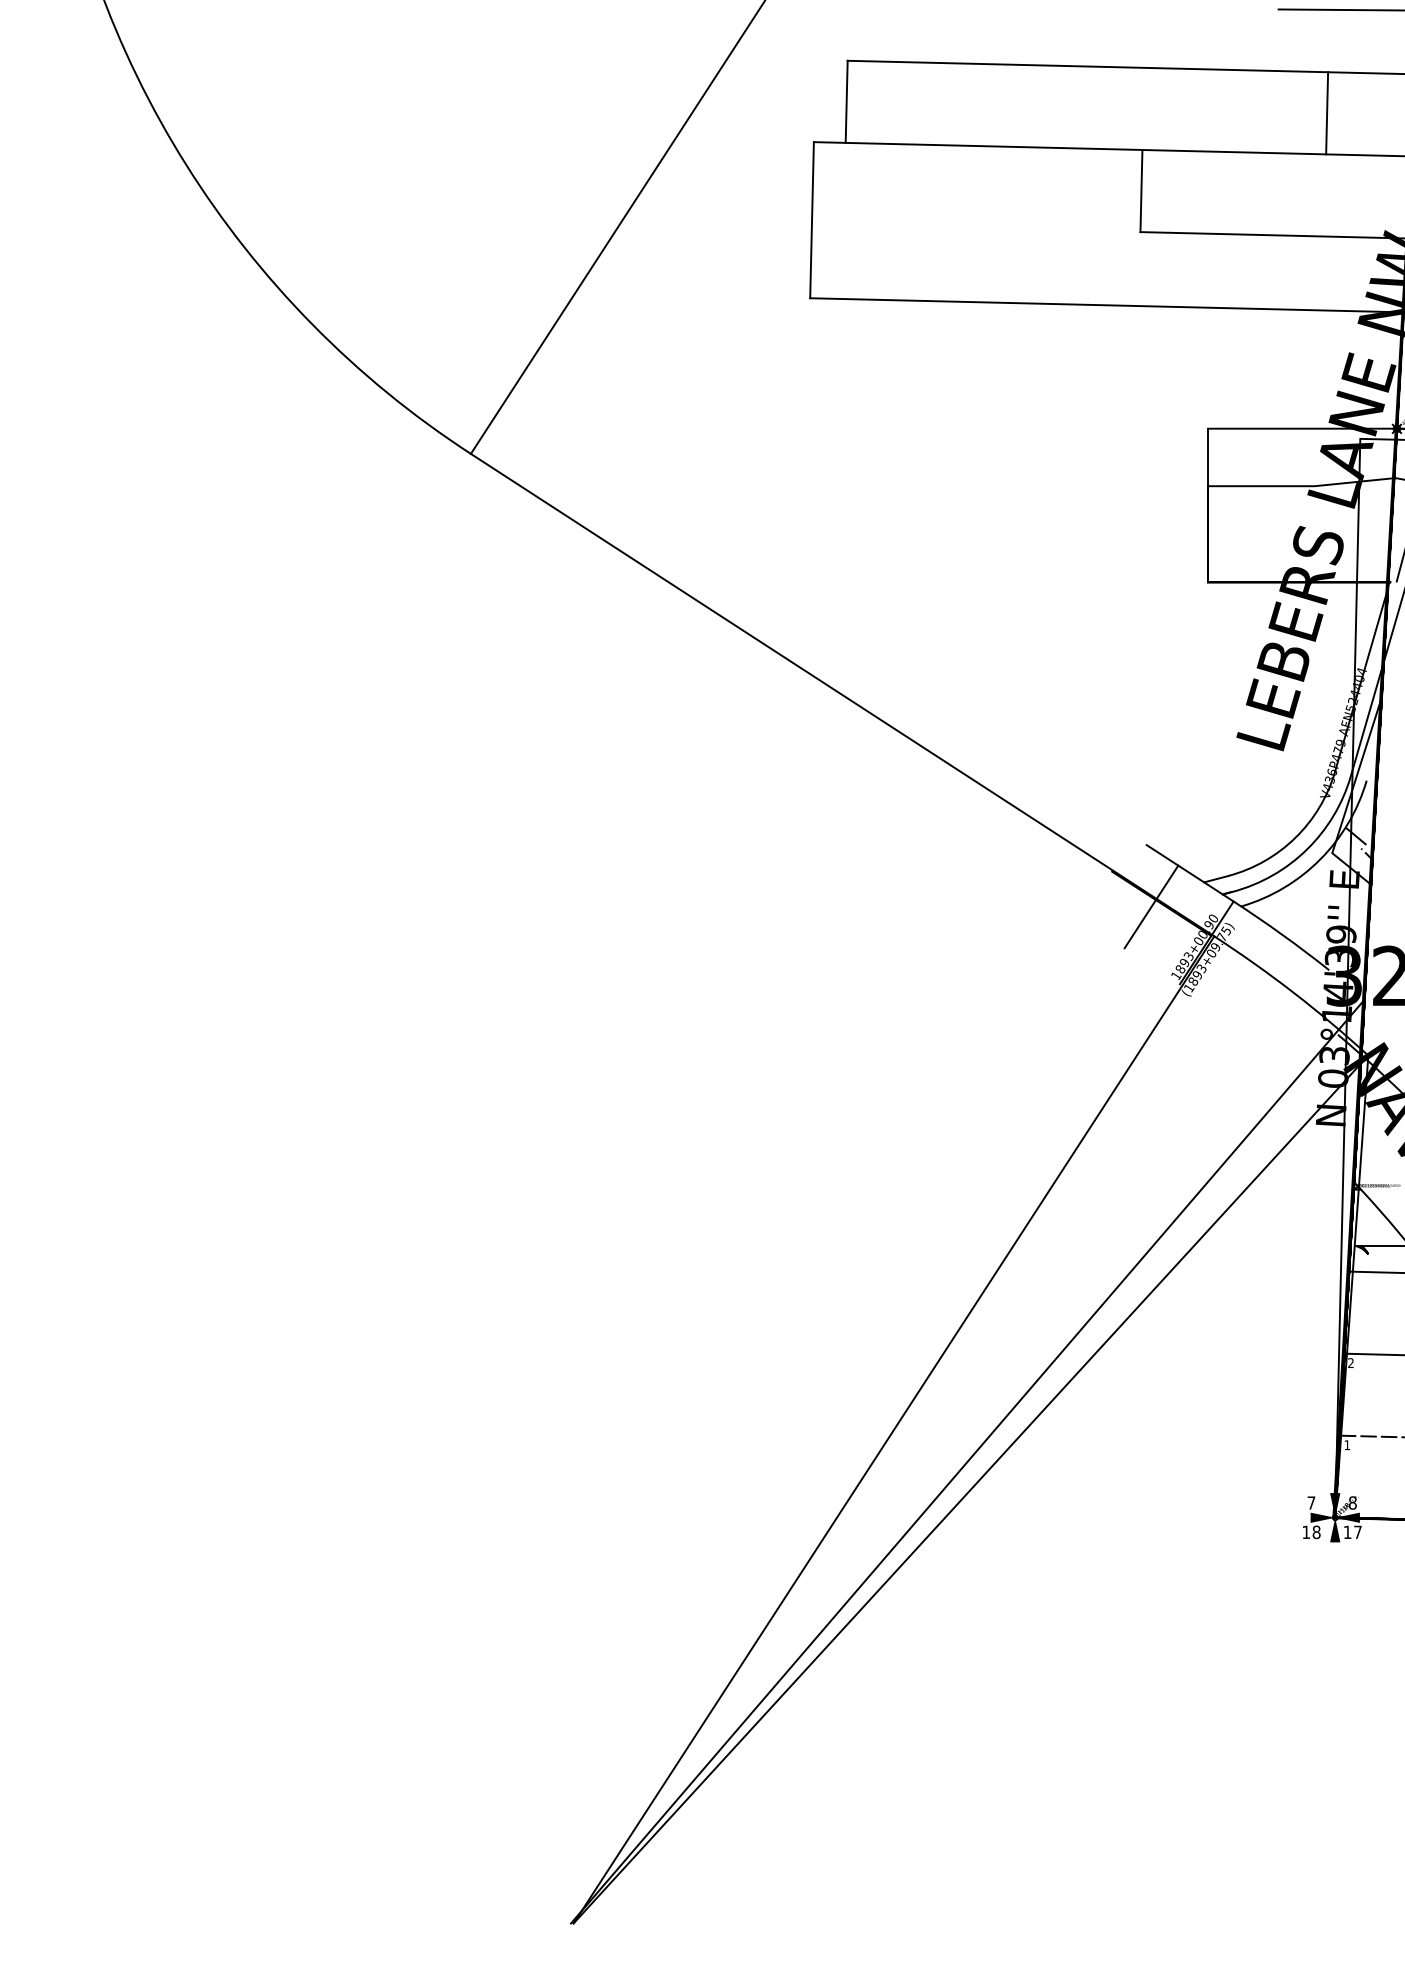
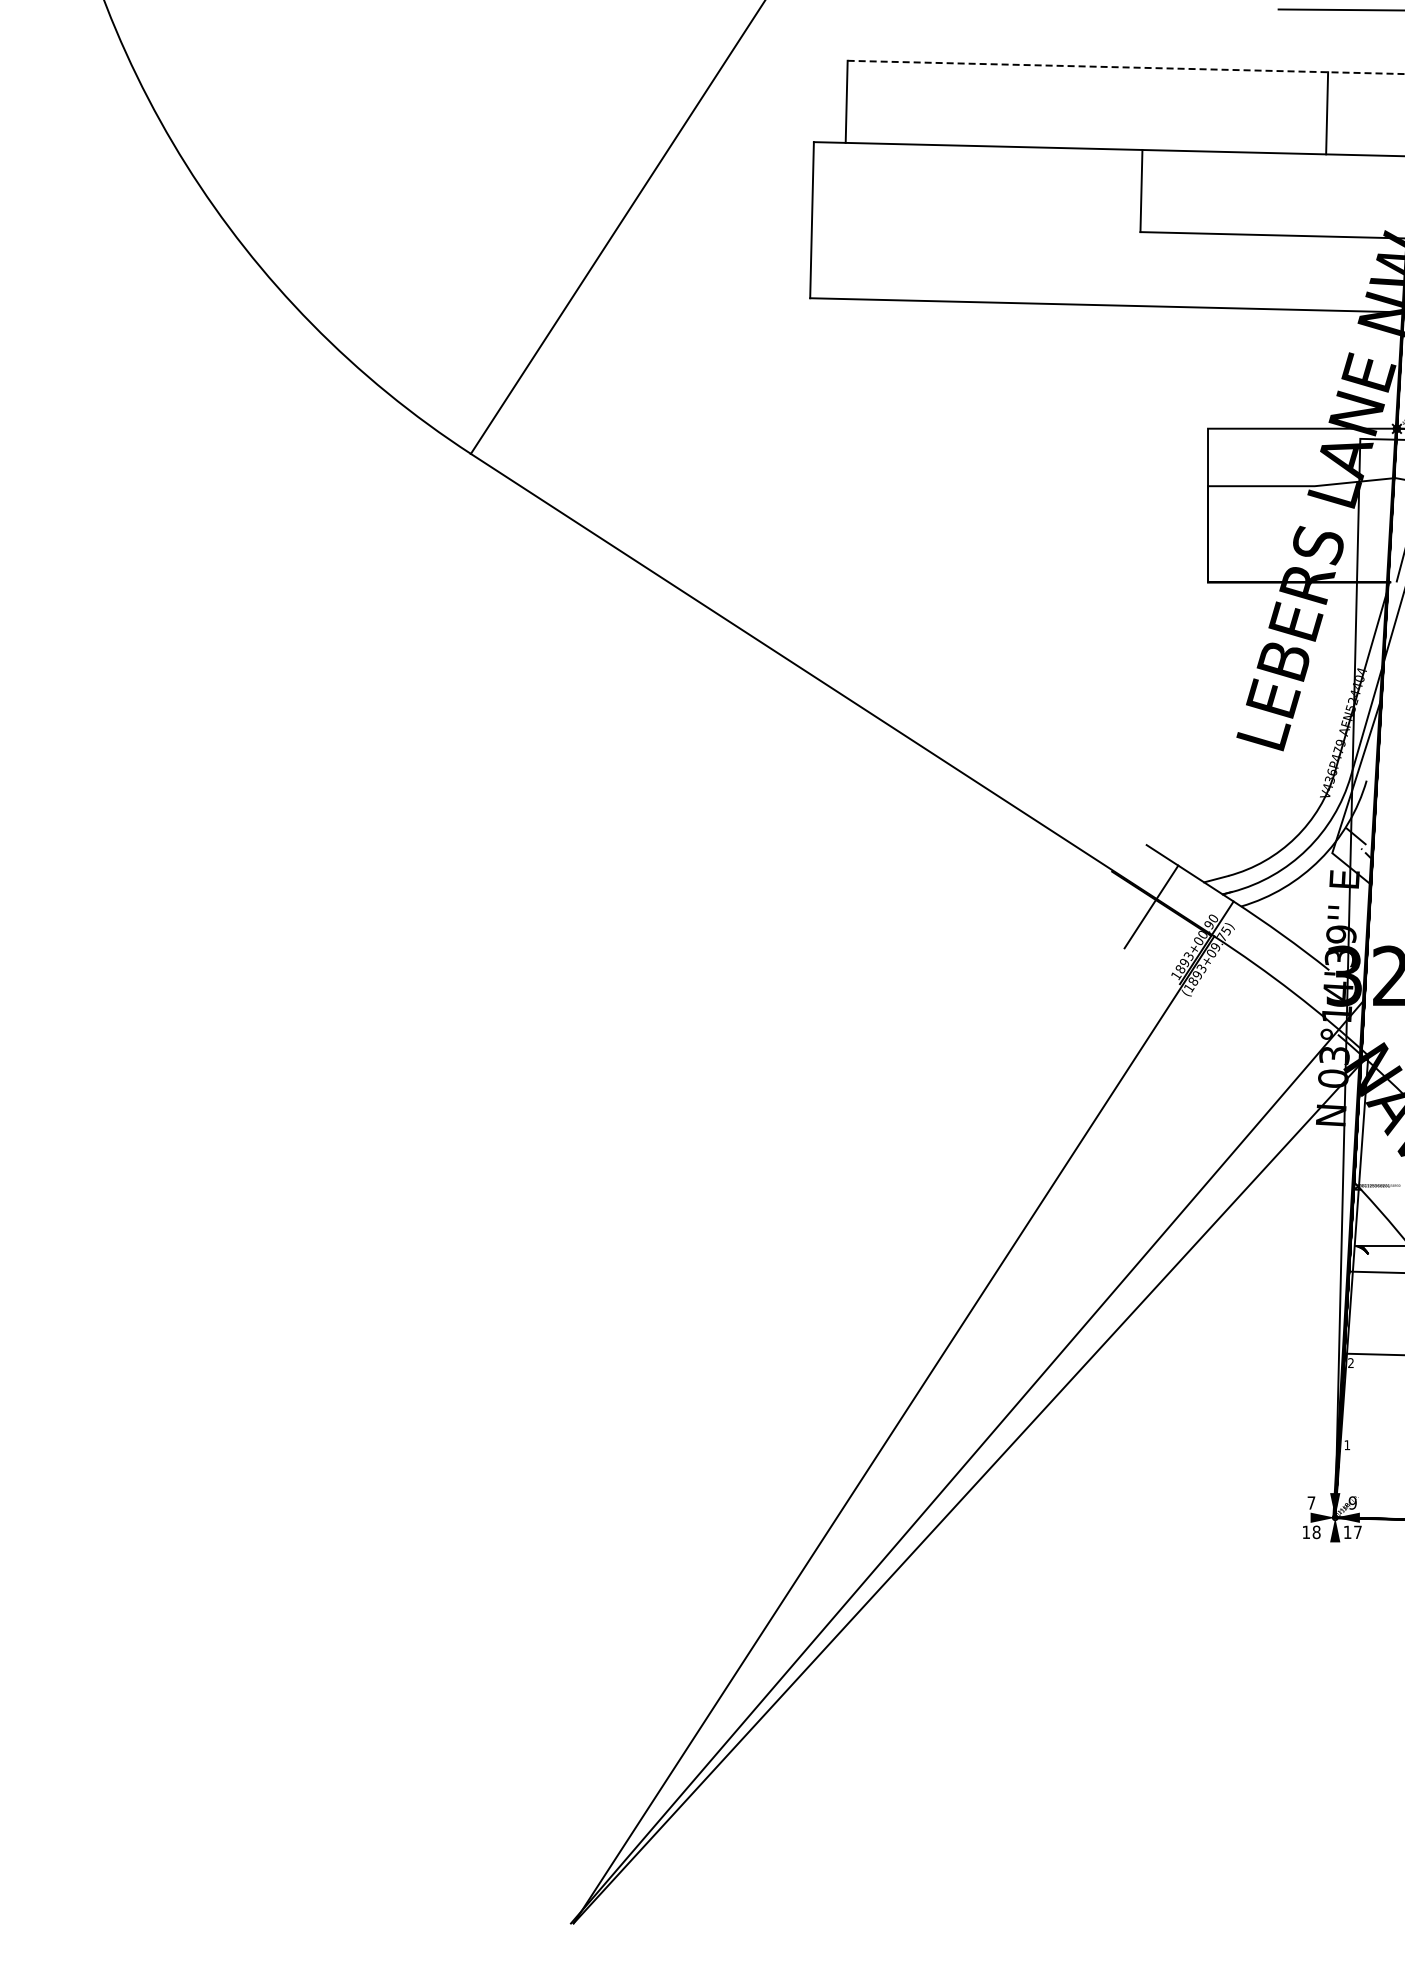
line: solid -> dashed (1126, 67)
line: present -> none (1370, 1436)
text: 8 -> 9 (1352, 1502)
